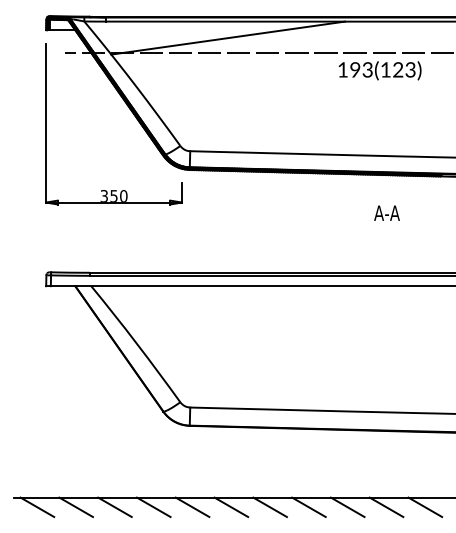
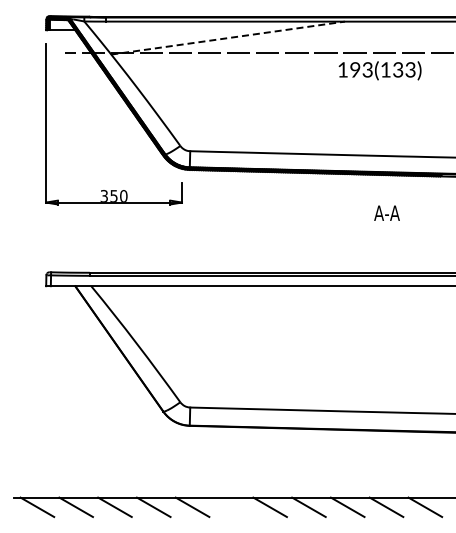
line: solid -> dashed (228, 38)
text: 193(123) -> 193(133) (398, 72)
line: present -> none (231, 507)
